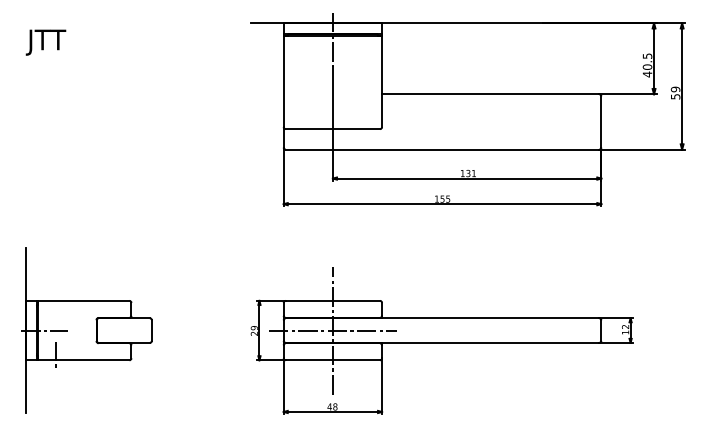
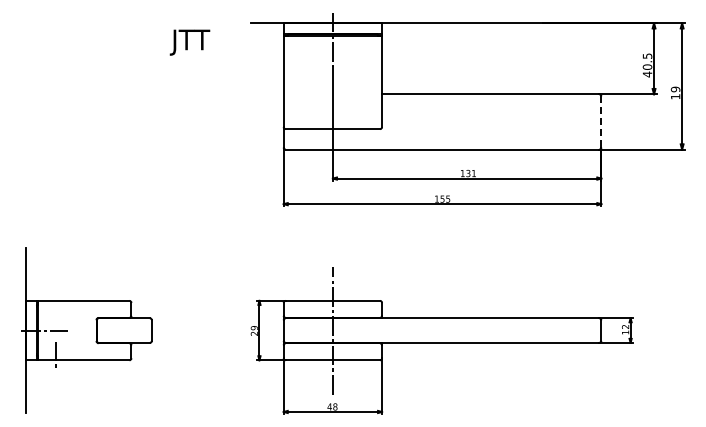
text position: (45, 42) -> (189, 42) (189, 42)
text: 59 -> 19 (675, 96)
line: solid -> dashed (601, 121)
line: present -> none (332, 330)
